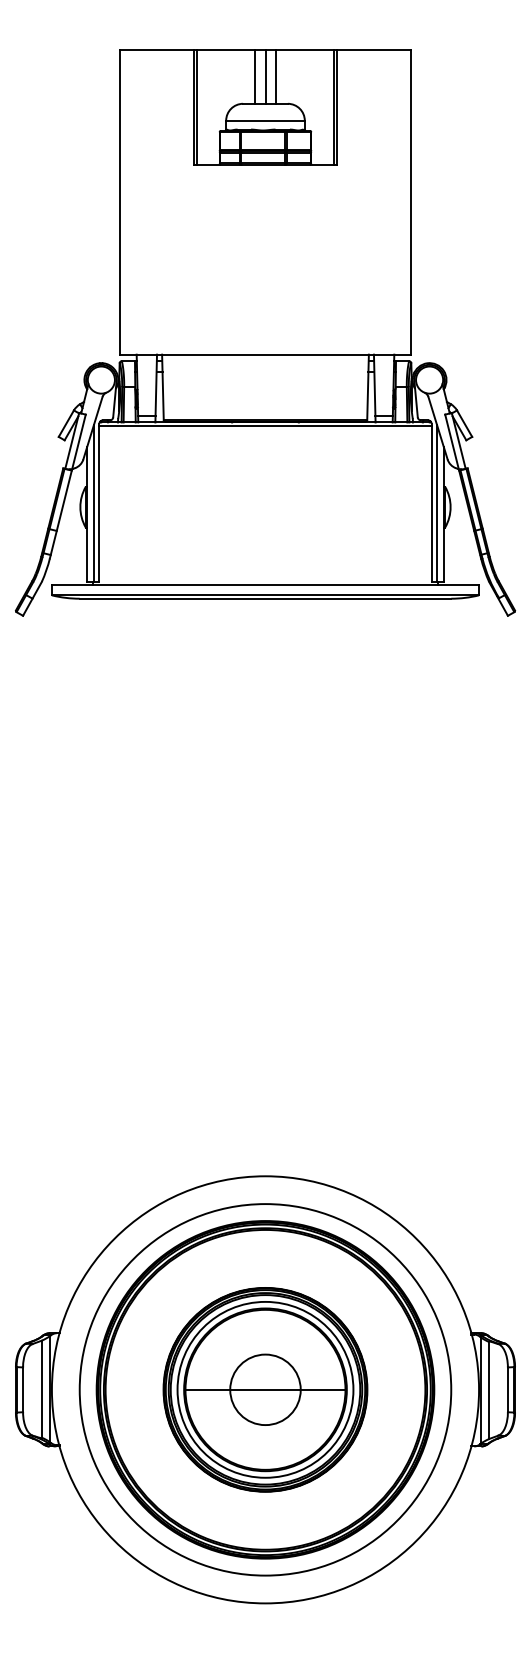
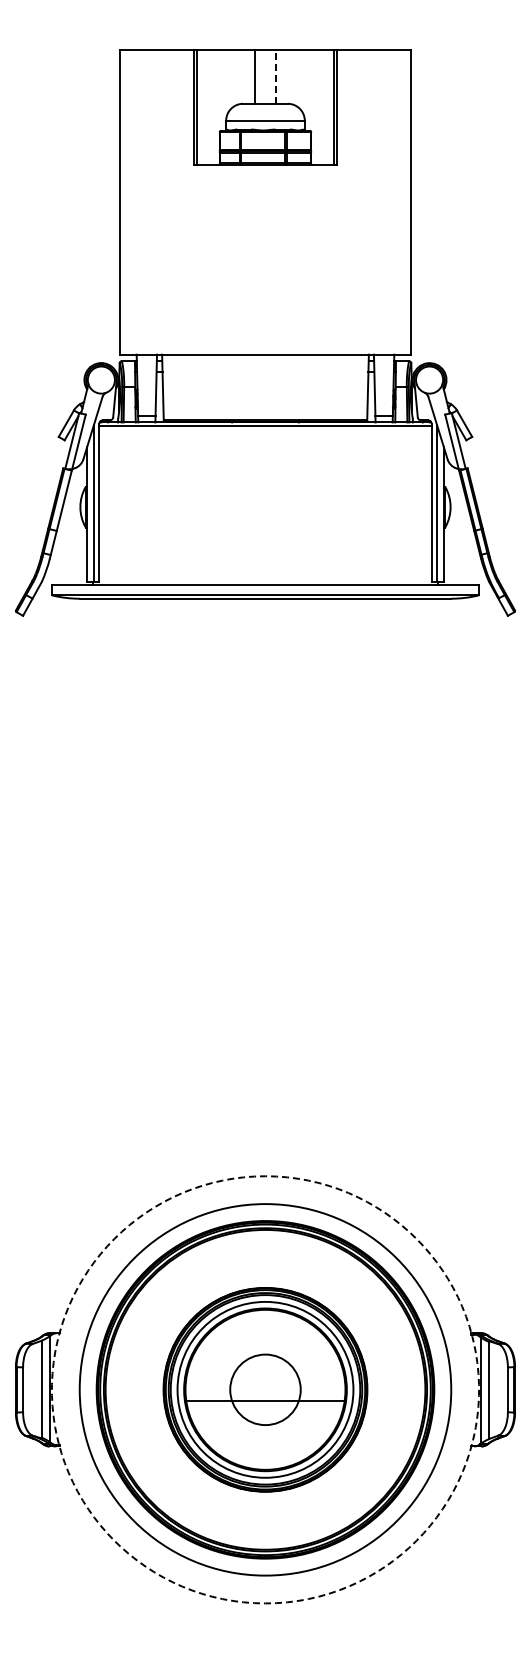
line: present -> none (265, 76)
line: solid -> dashed (275, 76)
circle: solid -> dashed (265, 1389)
line position: (265, 1389) -> (265, 1400) (265, 1400)
